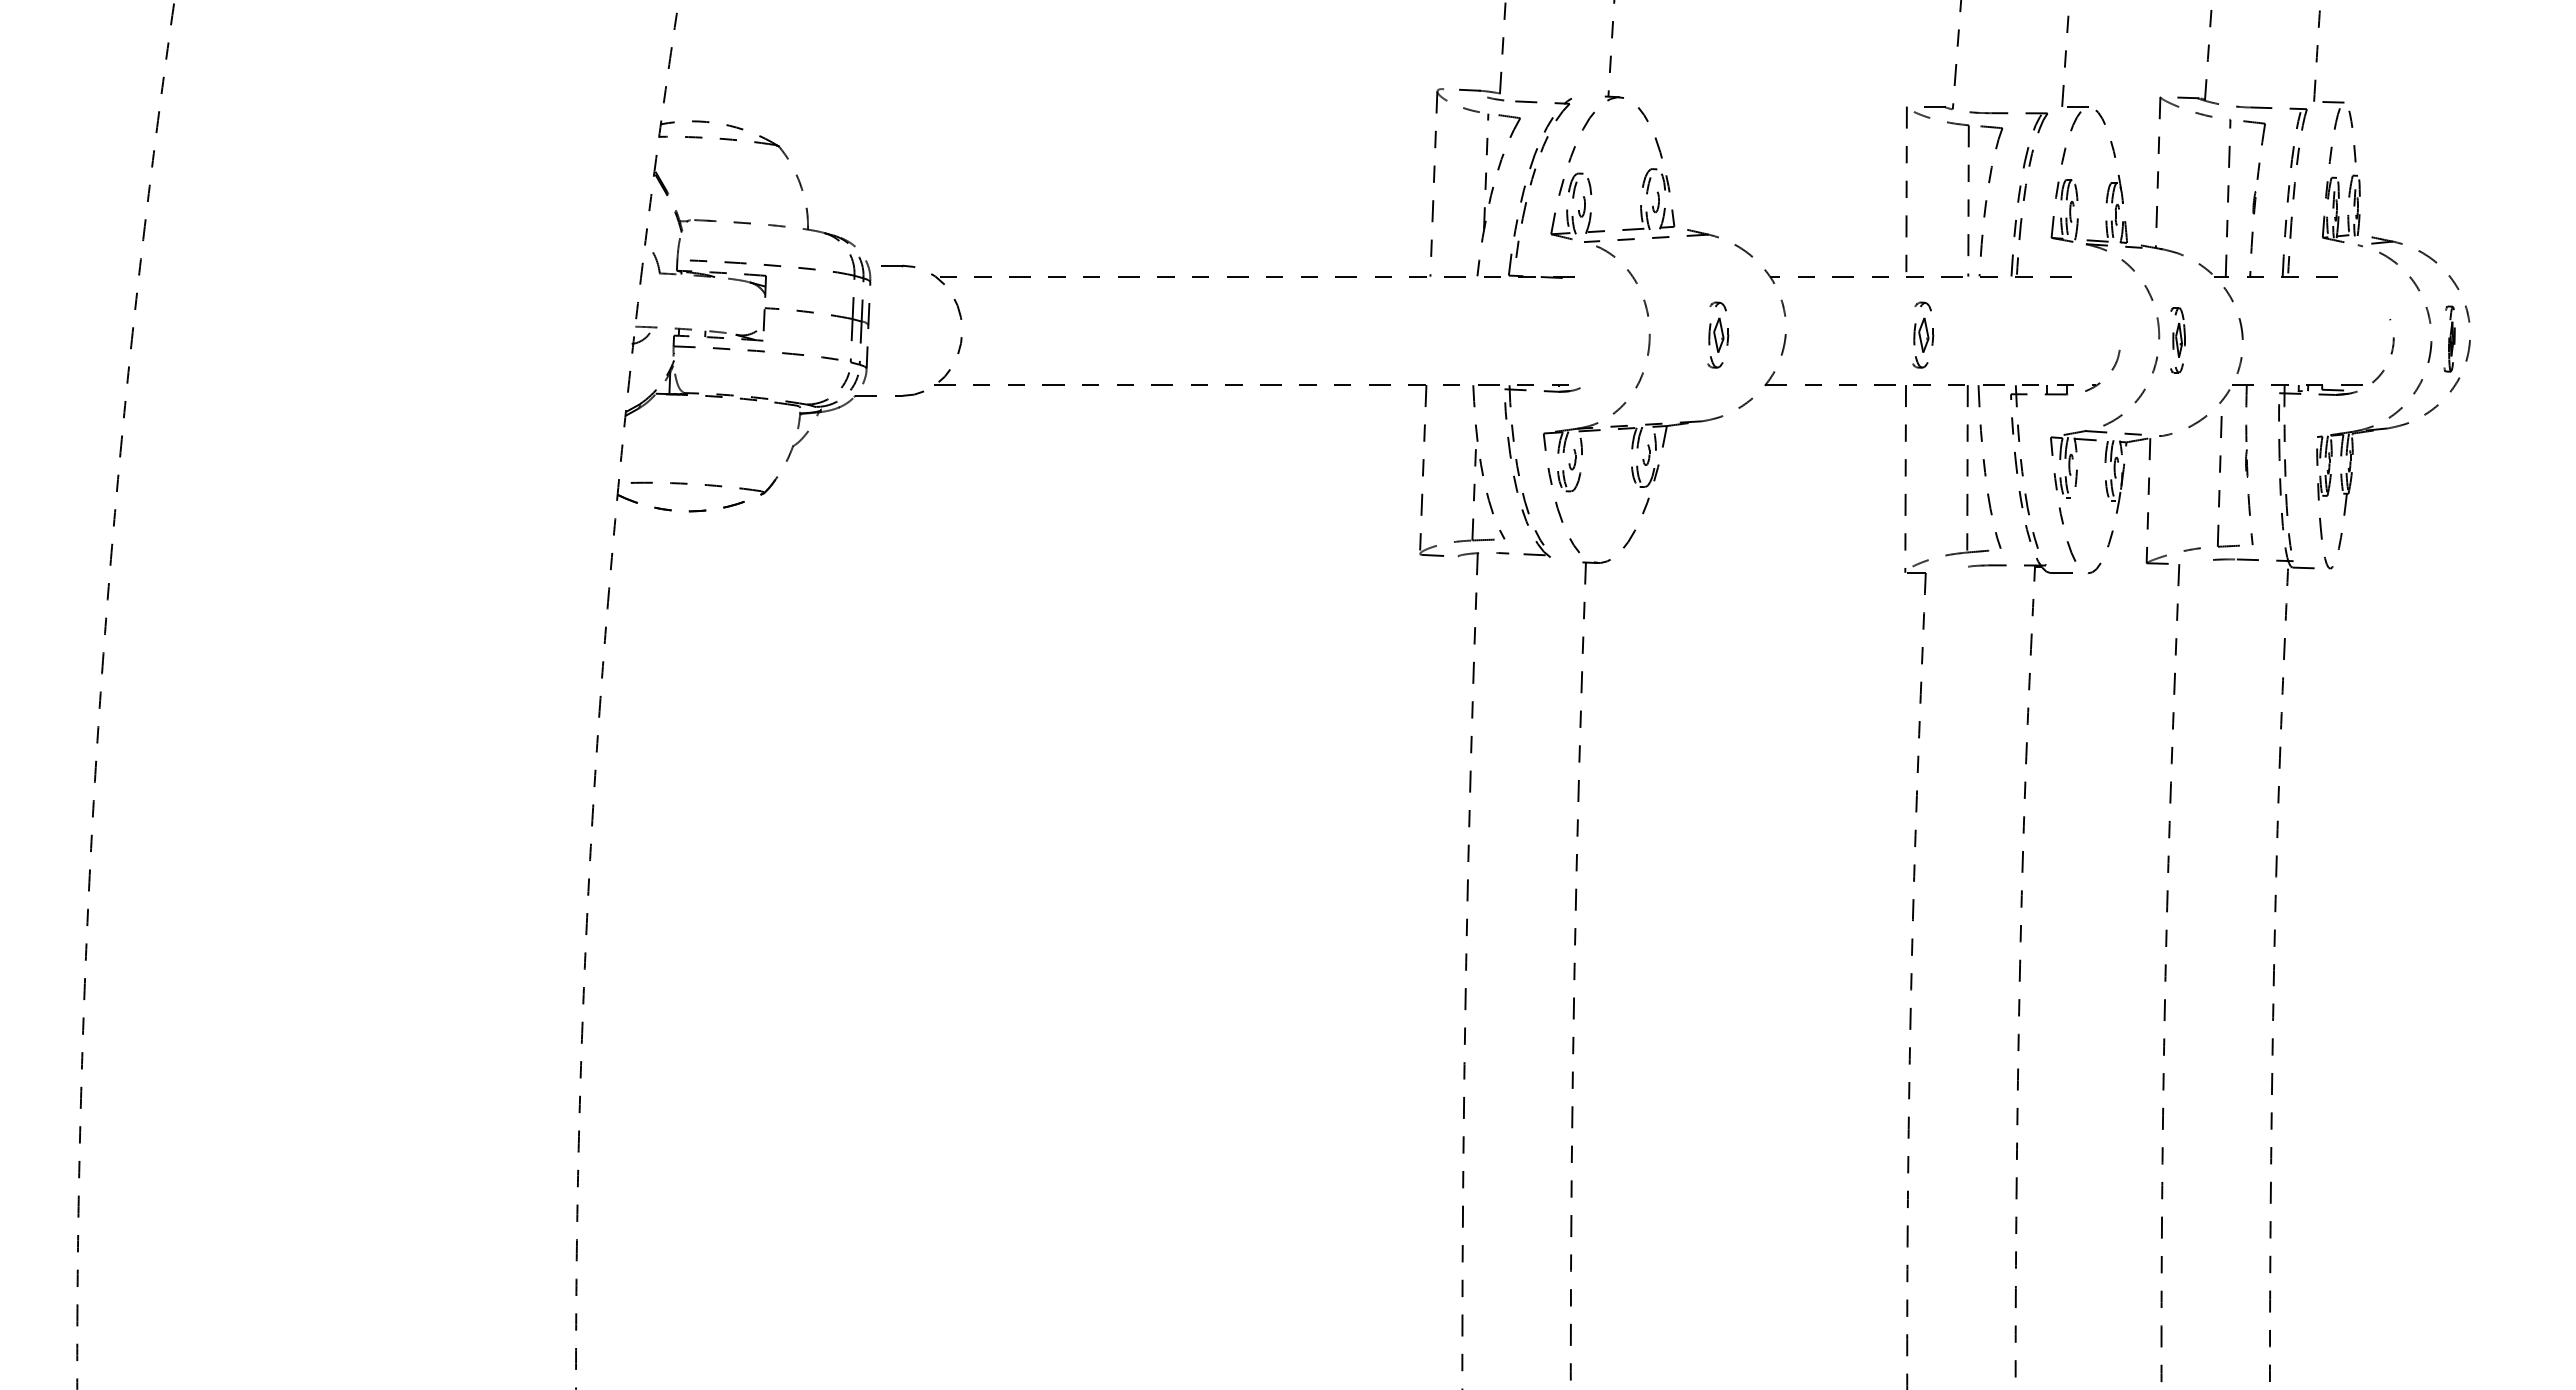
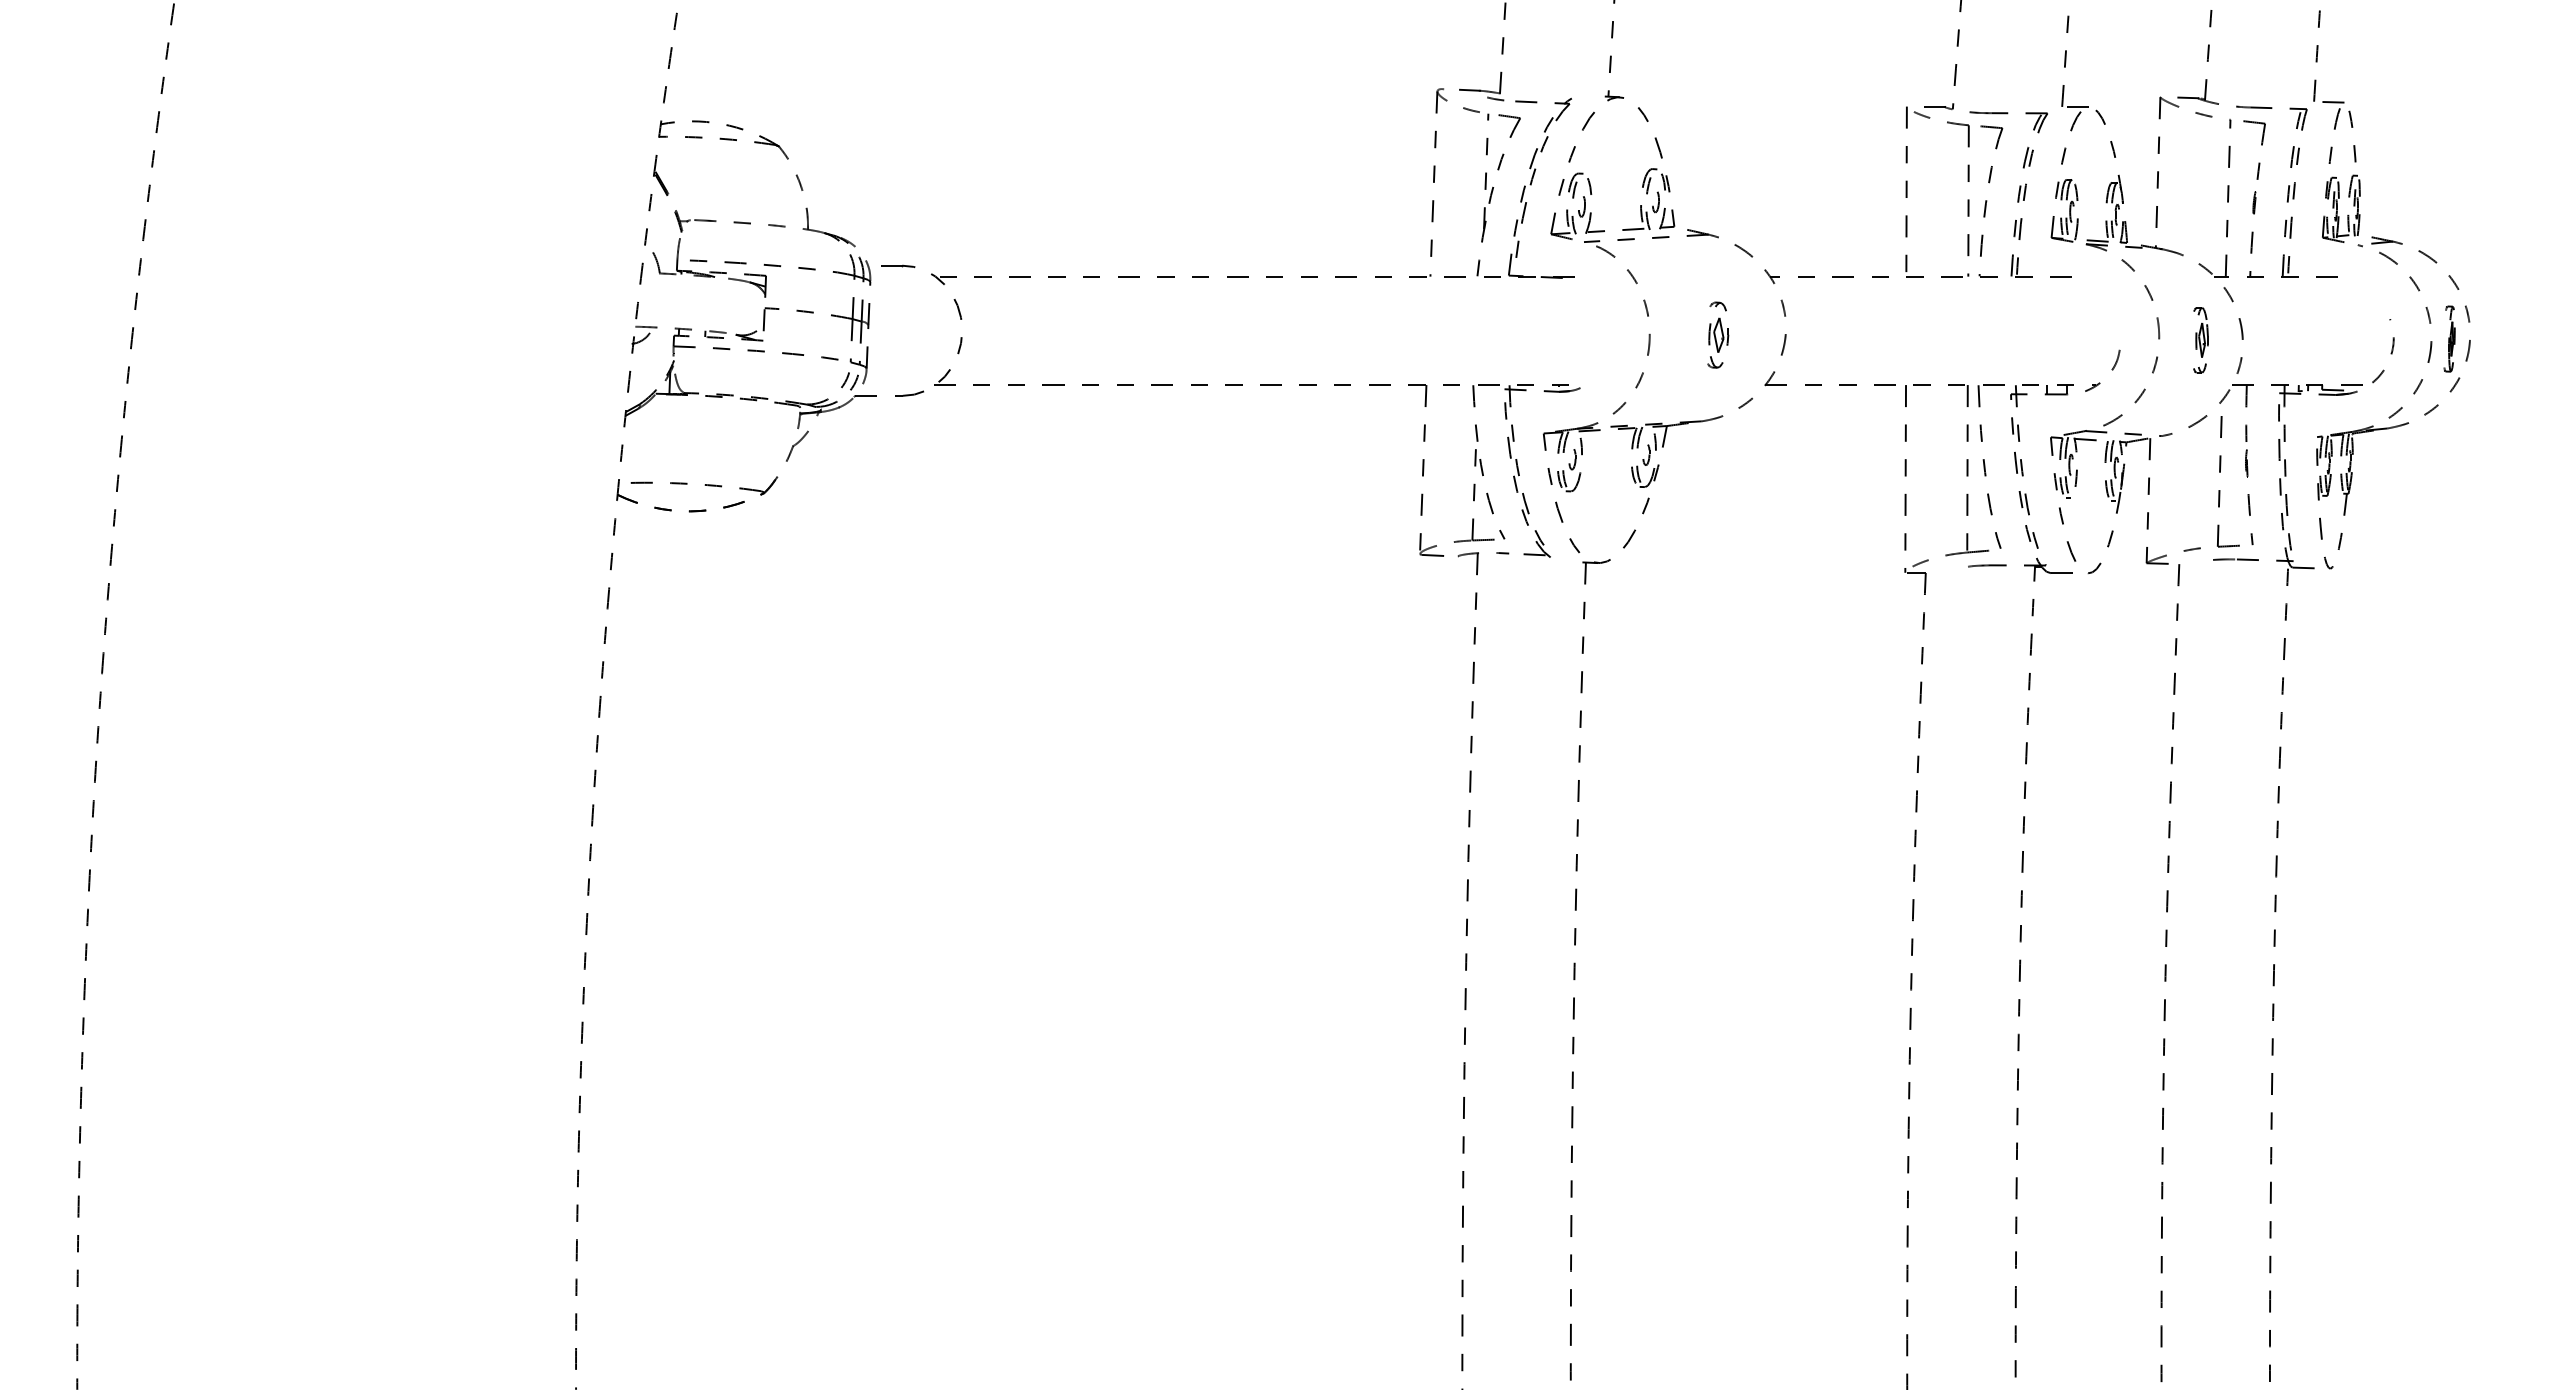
part: present -> none (1923, 334)
part position: (2177, 340) -> (2200, 340) (2200, 340)
